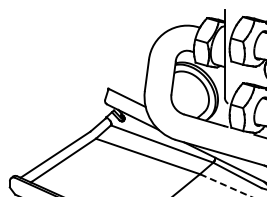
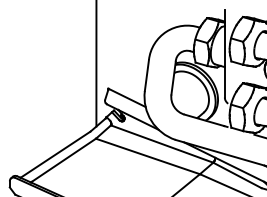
line: none -> present (96, 64)
line: dashed -> solid (225, 185)
